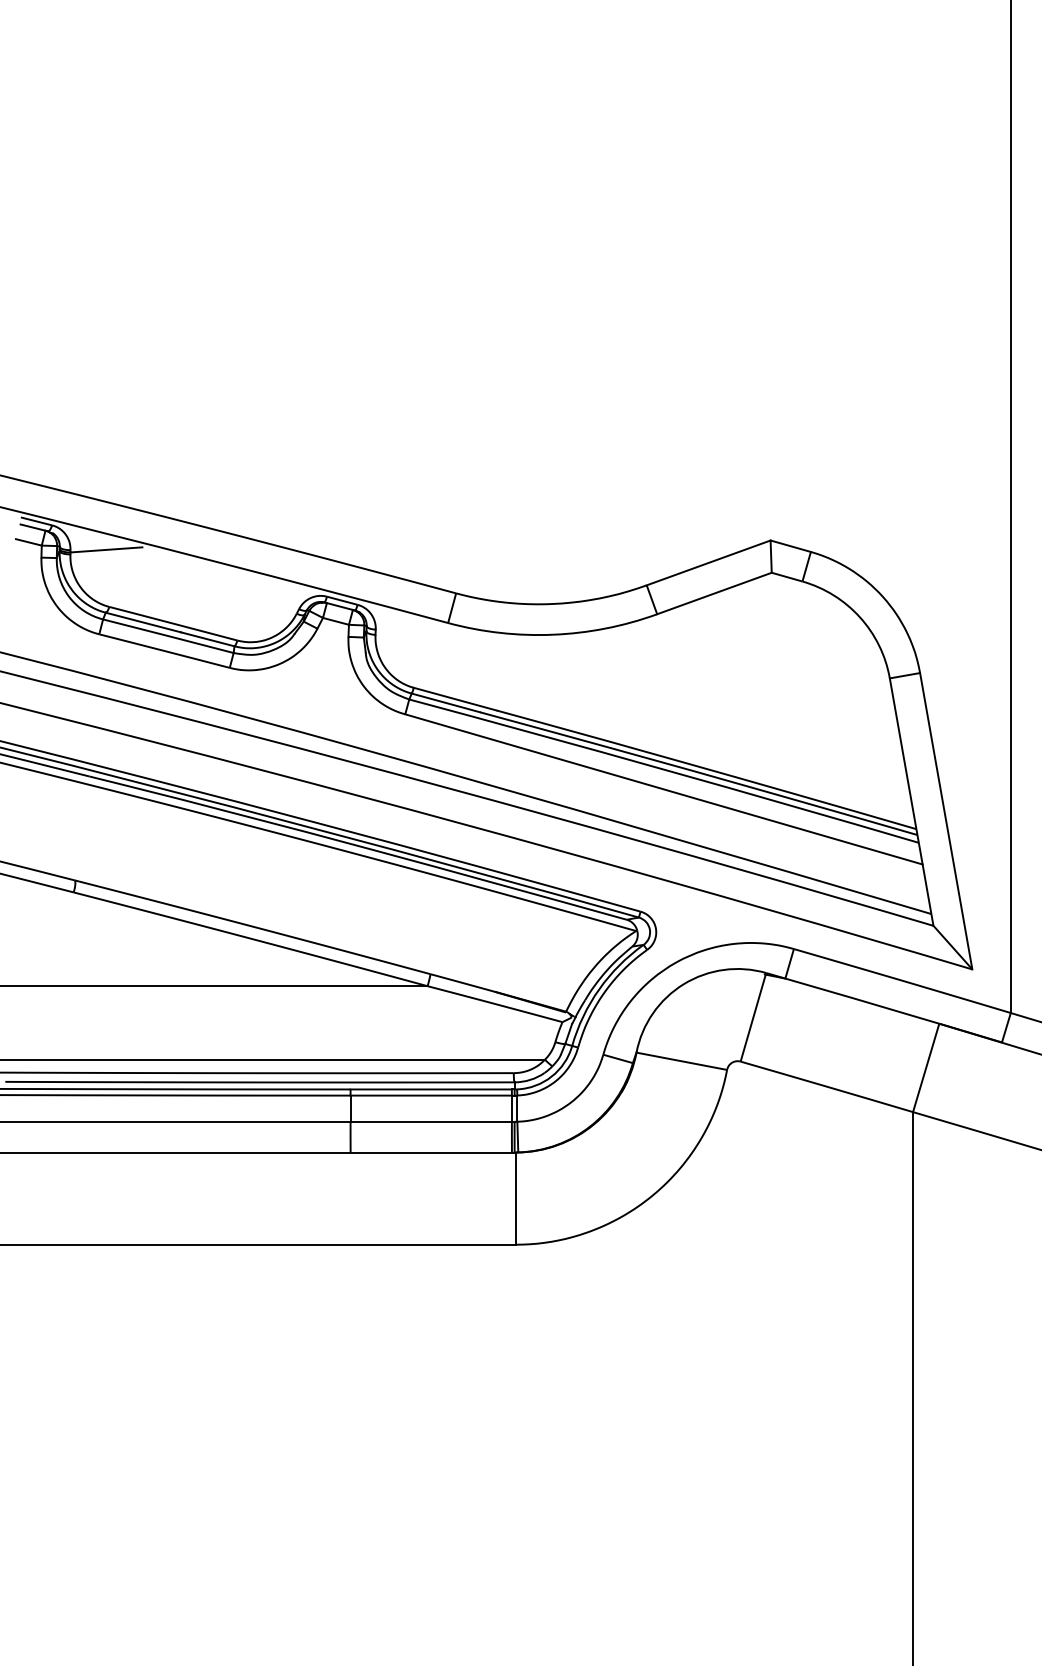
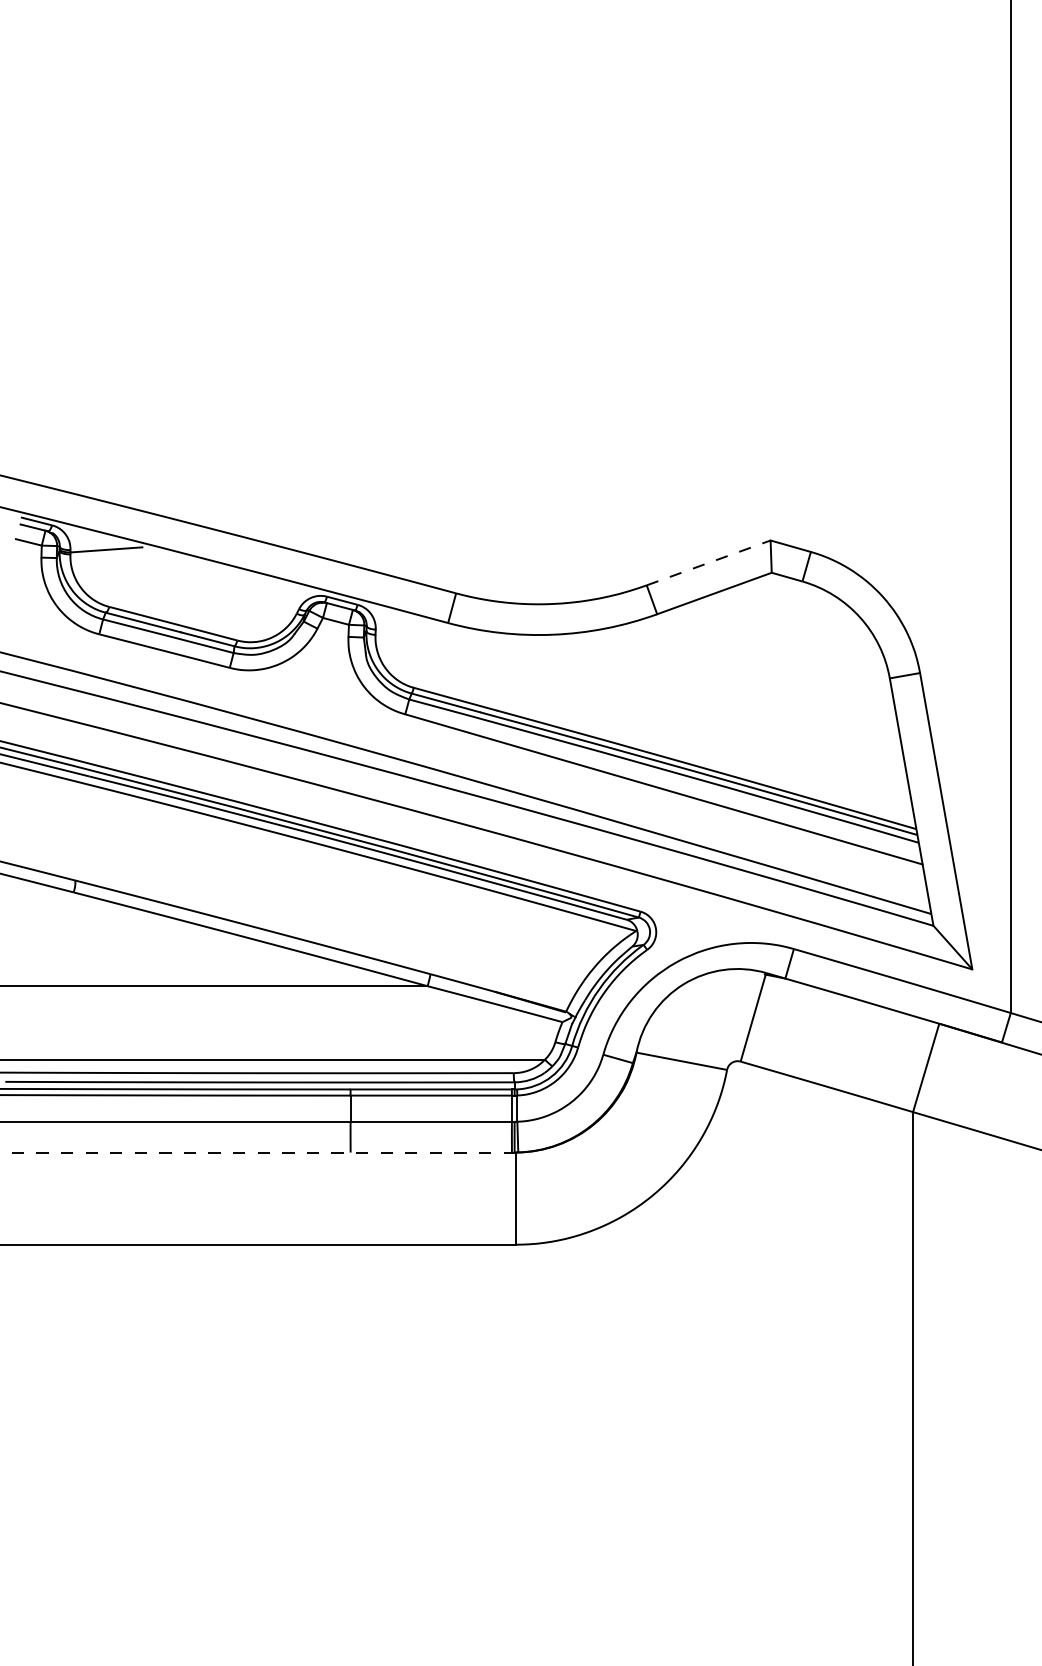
line: solid -> dashed (708, 562)
line: solid -> dashed (257, 1152)
